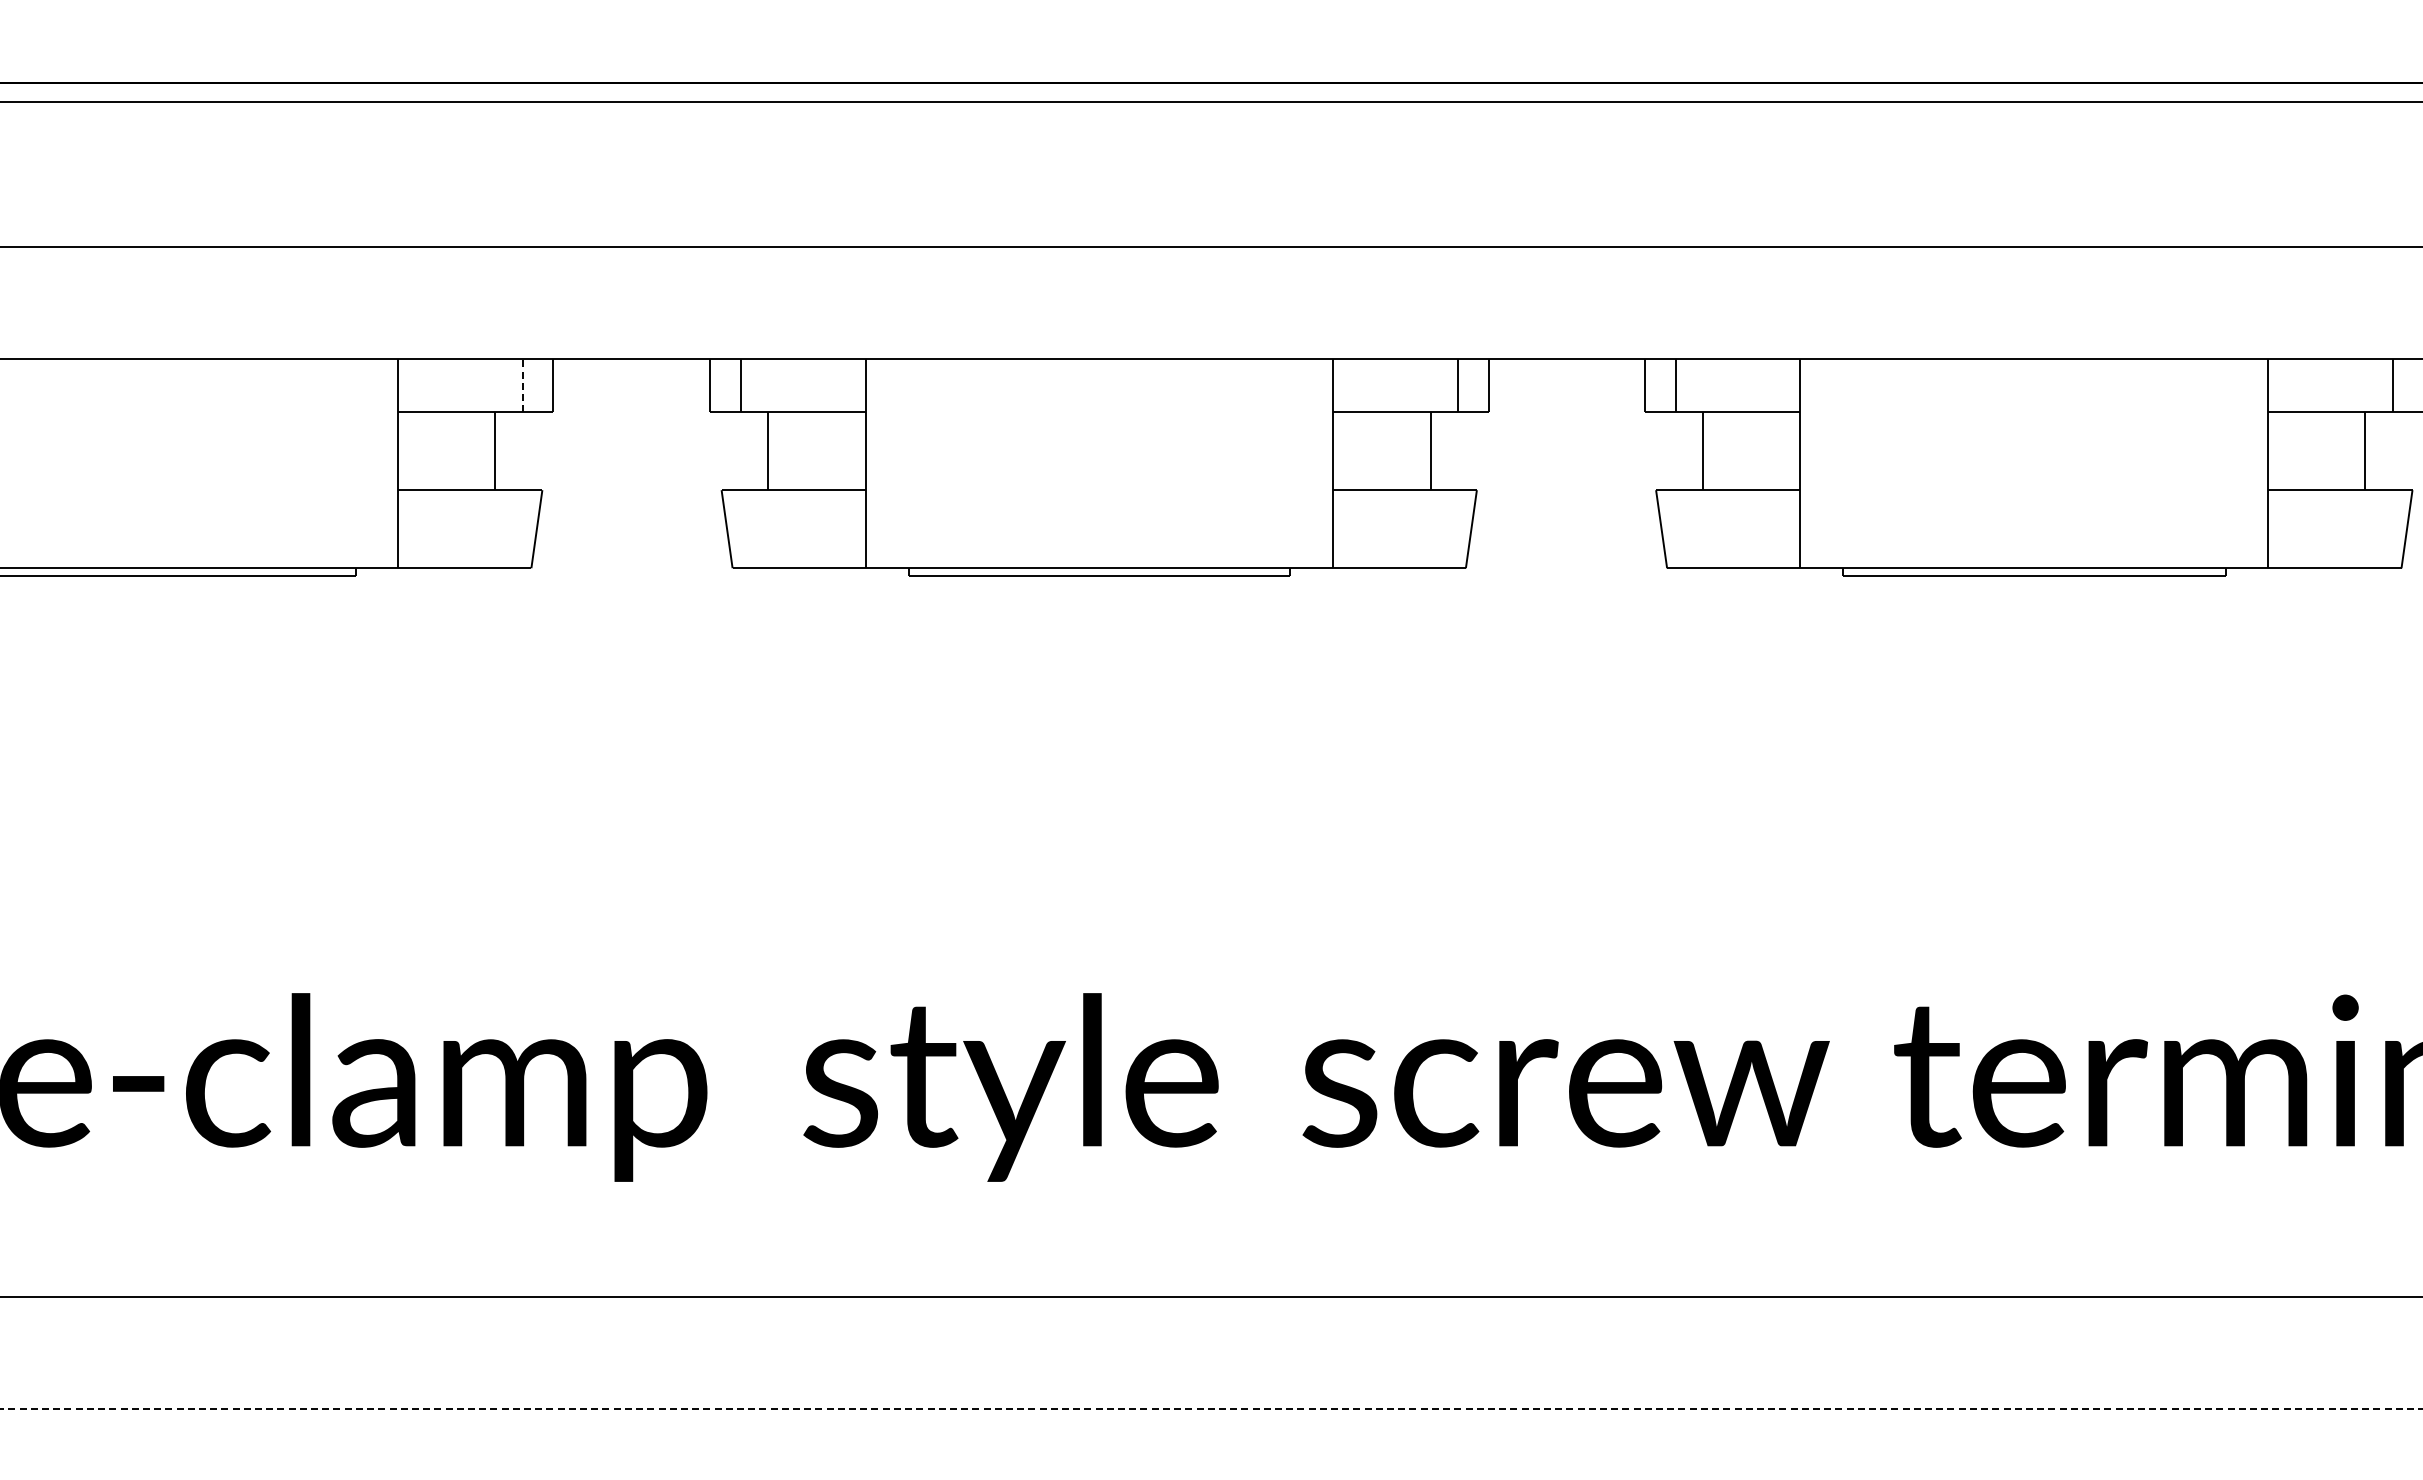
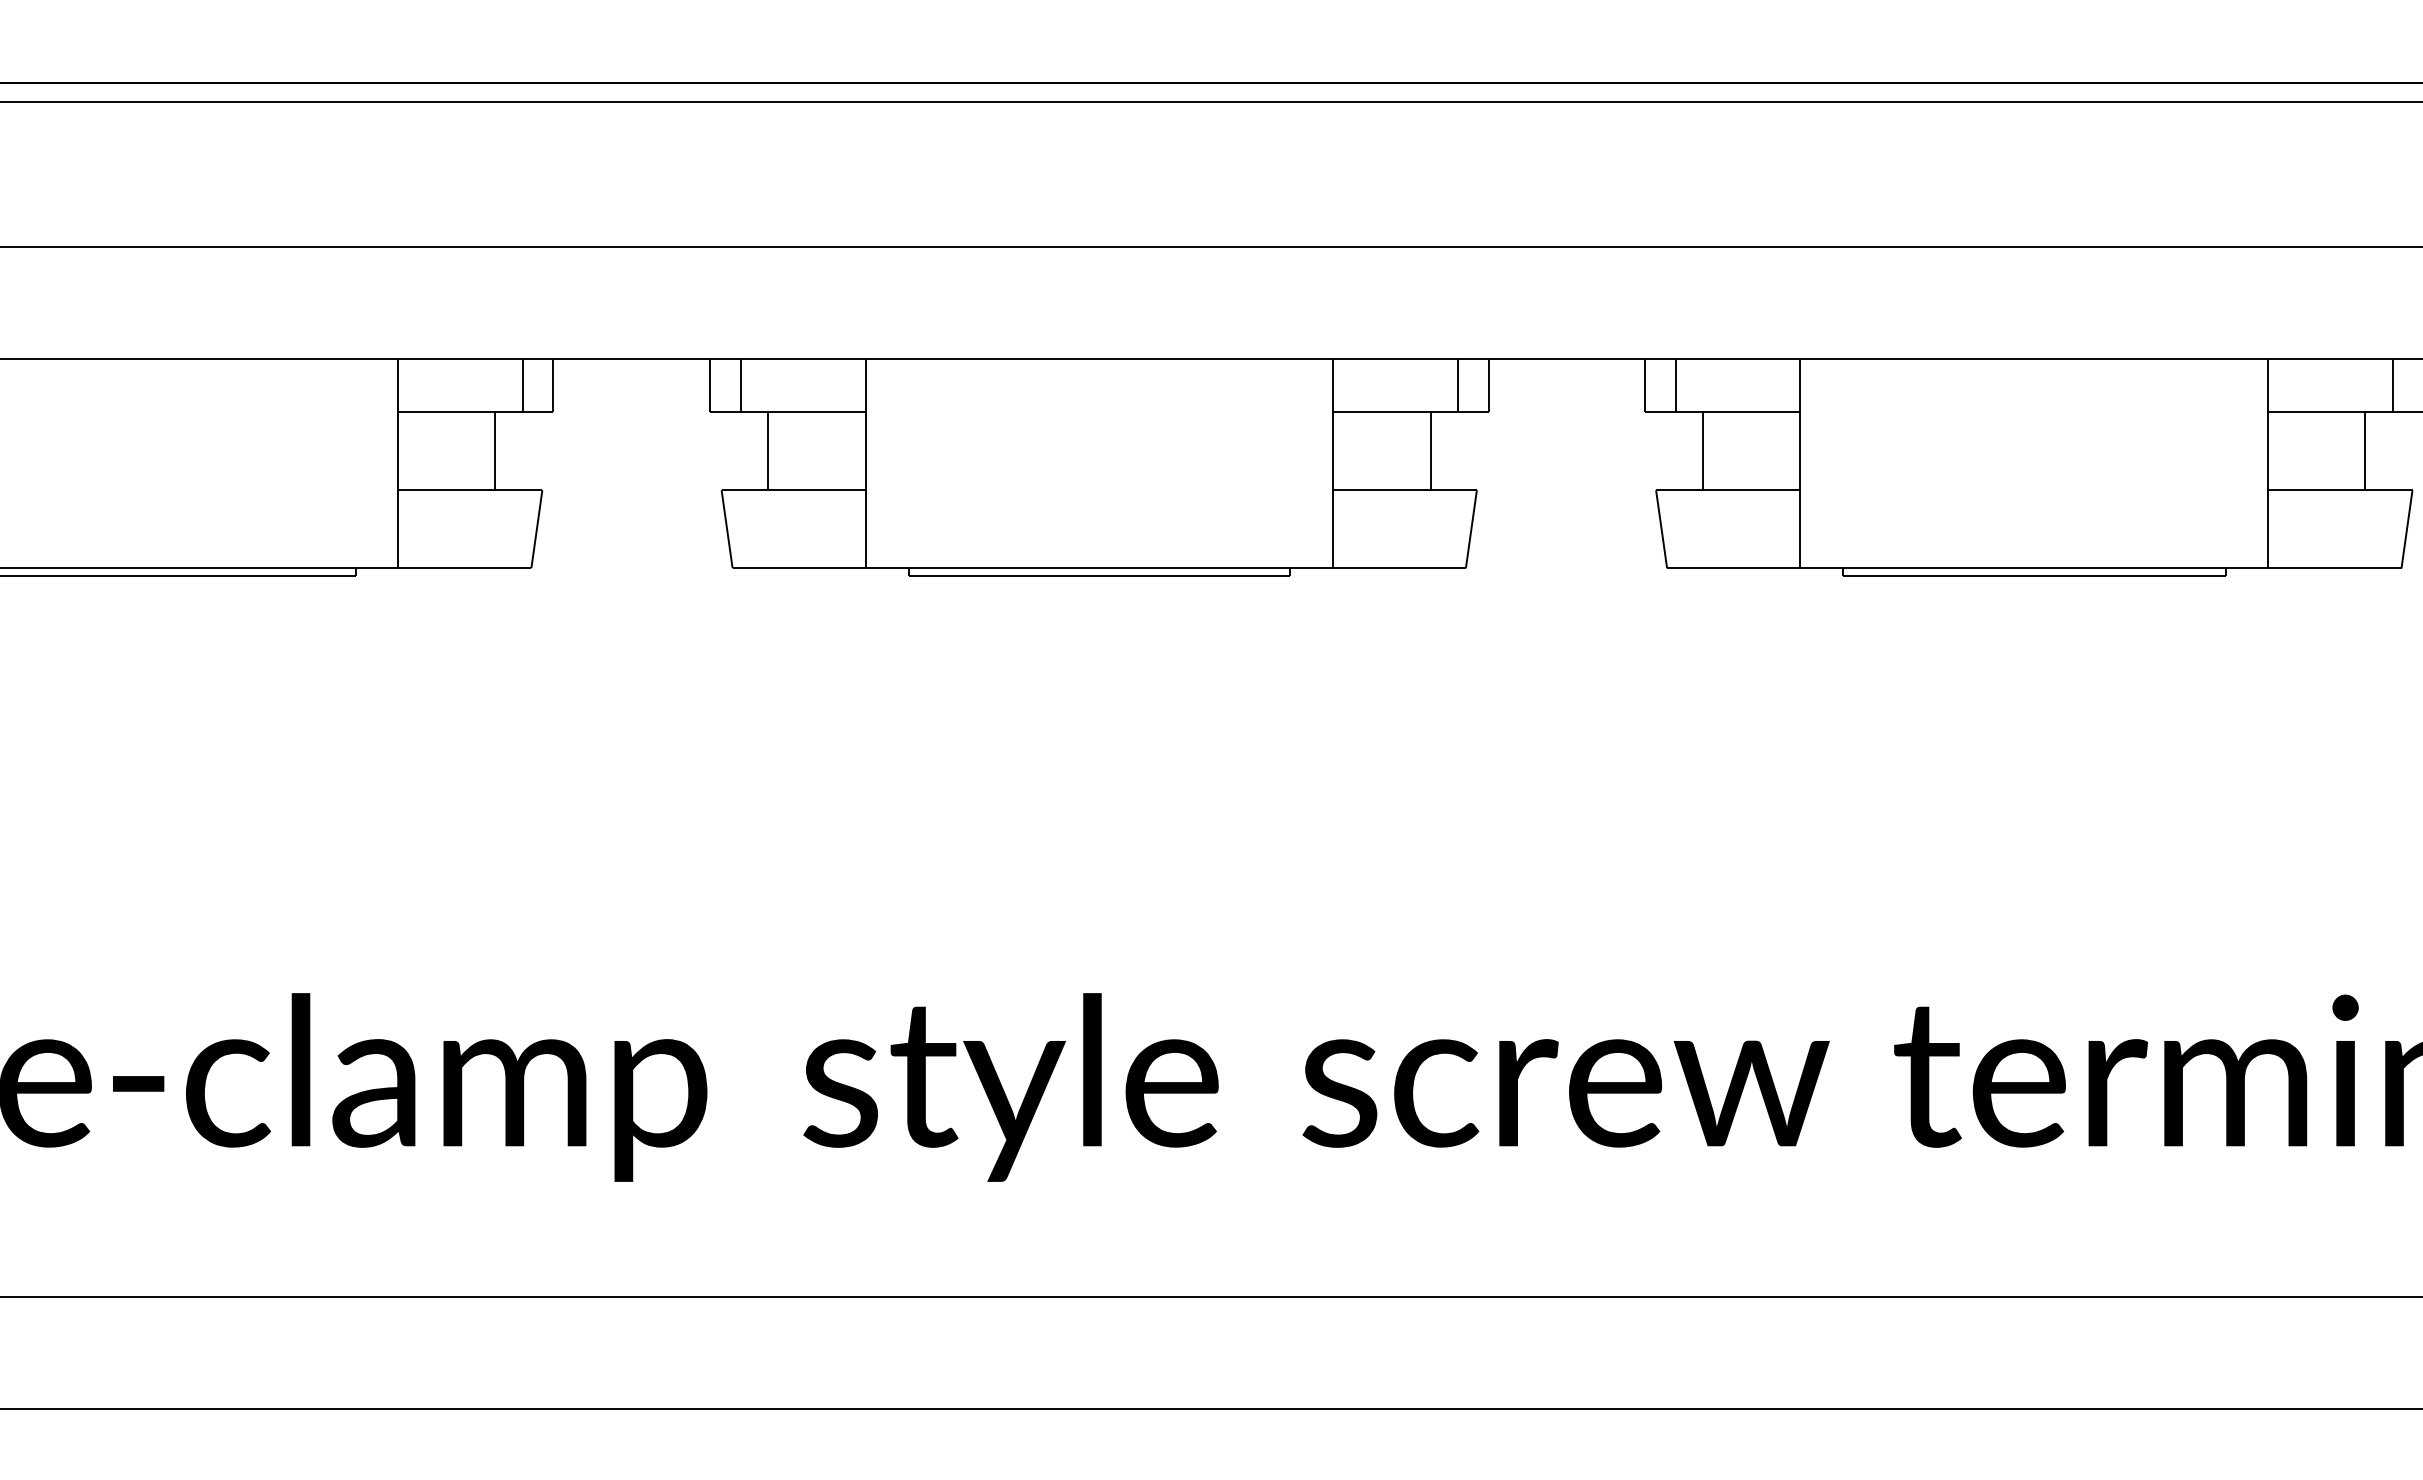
line: dashed -> solid (522, 385)
line: dashed -> solid (1210, 1409)
